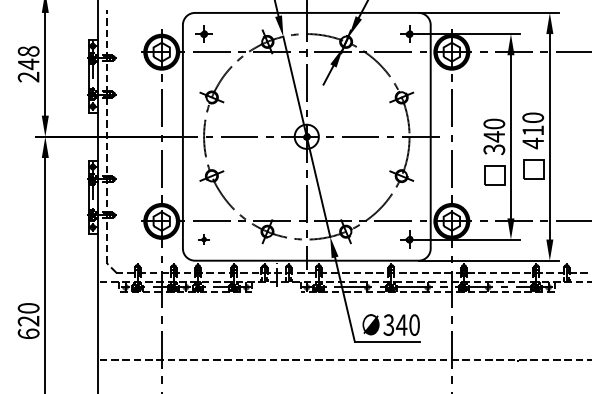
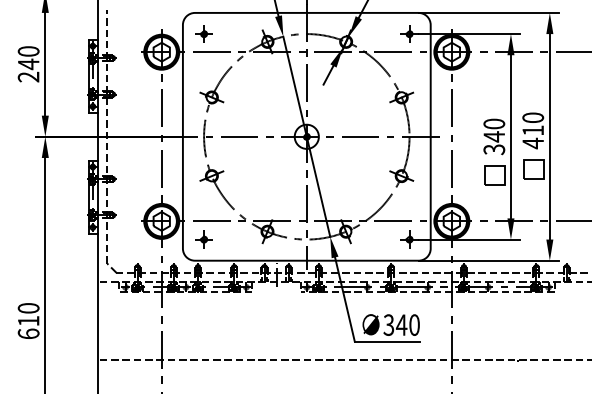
text: 248 -> 240 (28, 51)
part size: 12x11 px -> 18x19 px (203, 239)
text: 620 -> 610 (28, 320)
